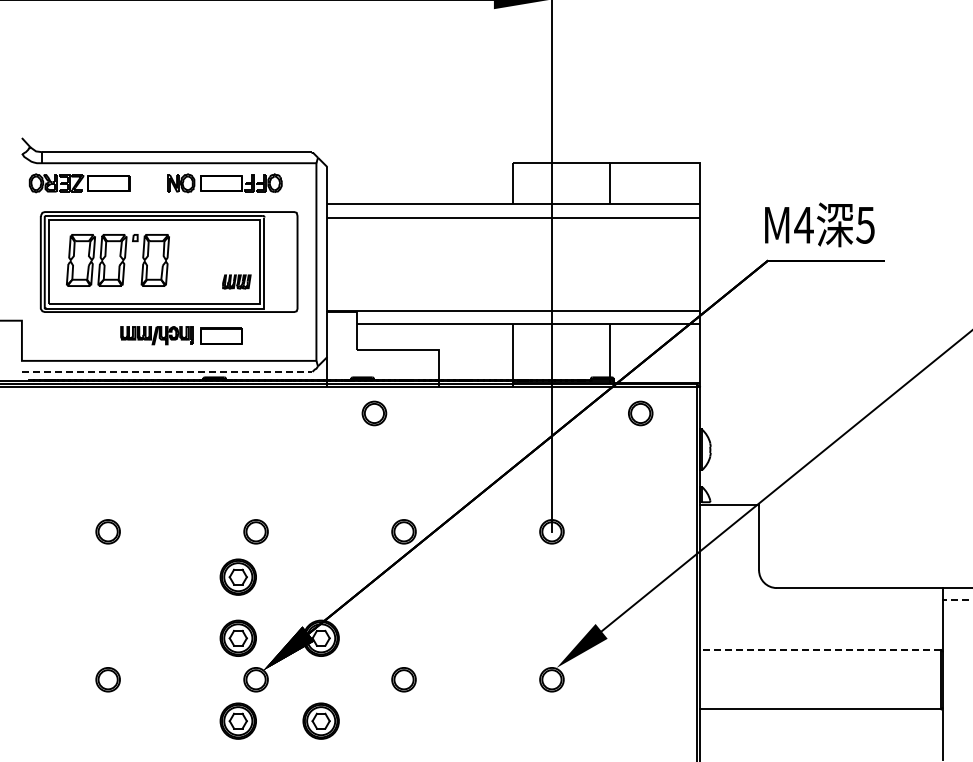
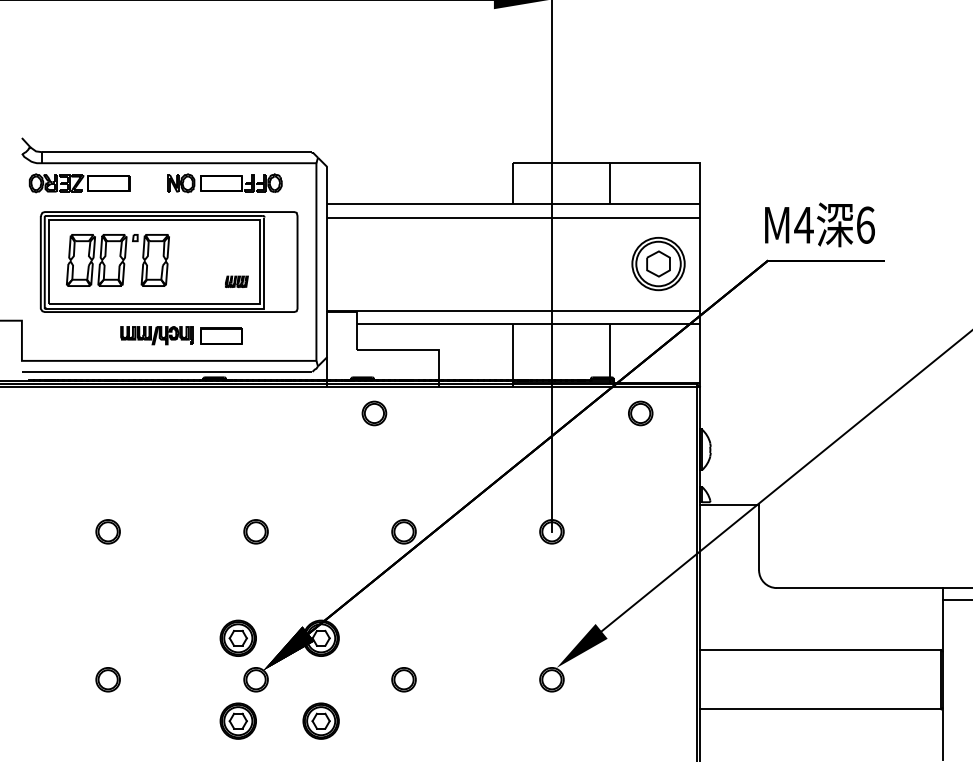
text: 5 -> 6 (865, 224)
part: none -> present (658, 264)
part size: 30x16 px -> 24x13 px (236, 281)
line: dashed -> solid (167, 371)
part: present -> none (237, 576)
line: dashed -> solid (957, 599)
line: dashed -> solid (820, 650)
